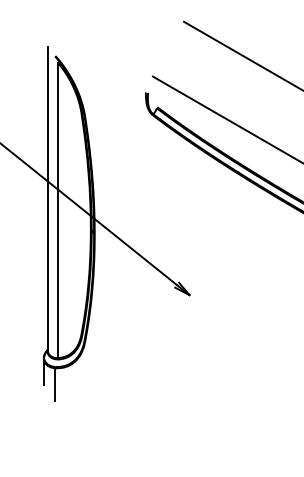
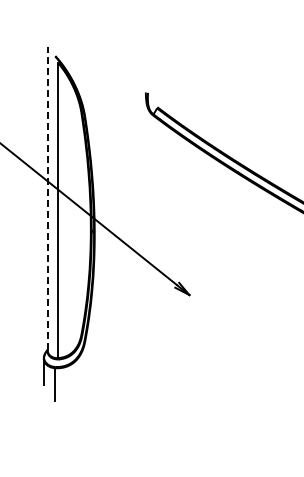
line: present -> none (242, 54)
line: present -> none (226, 118)
line: solid -> dashed (47, 198)
